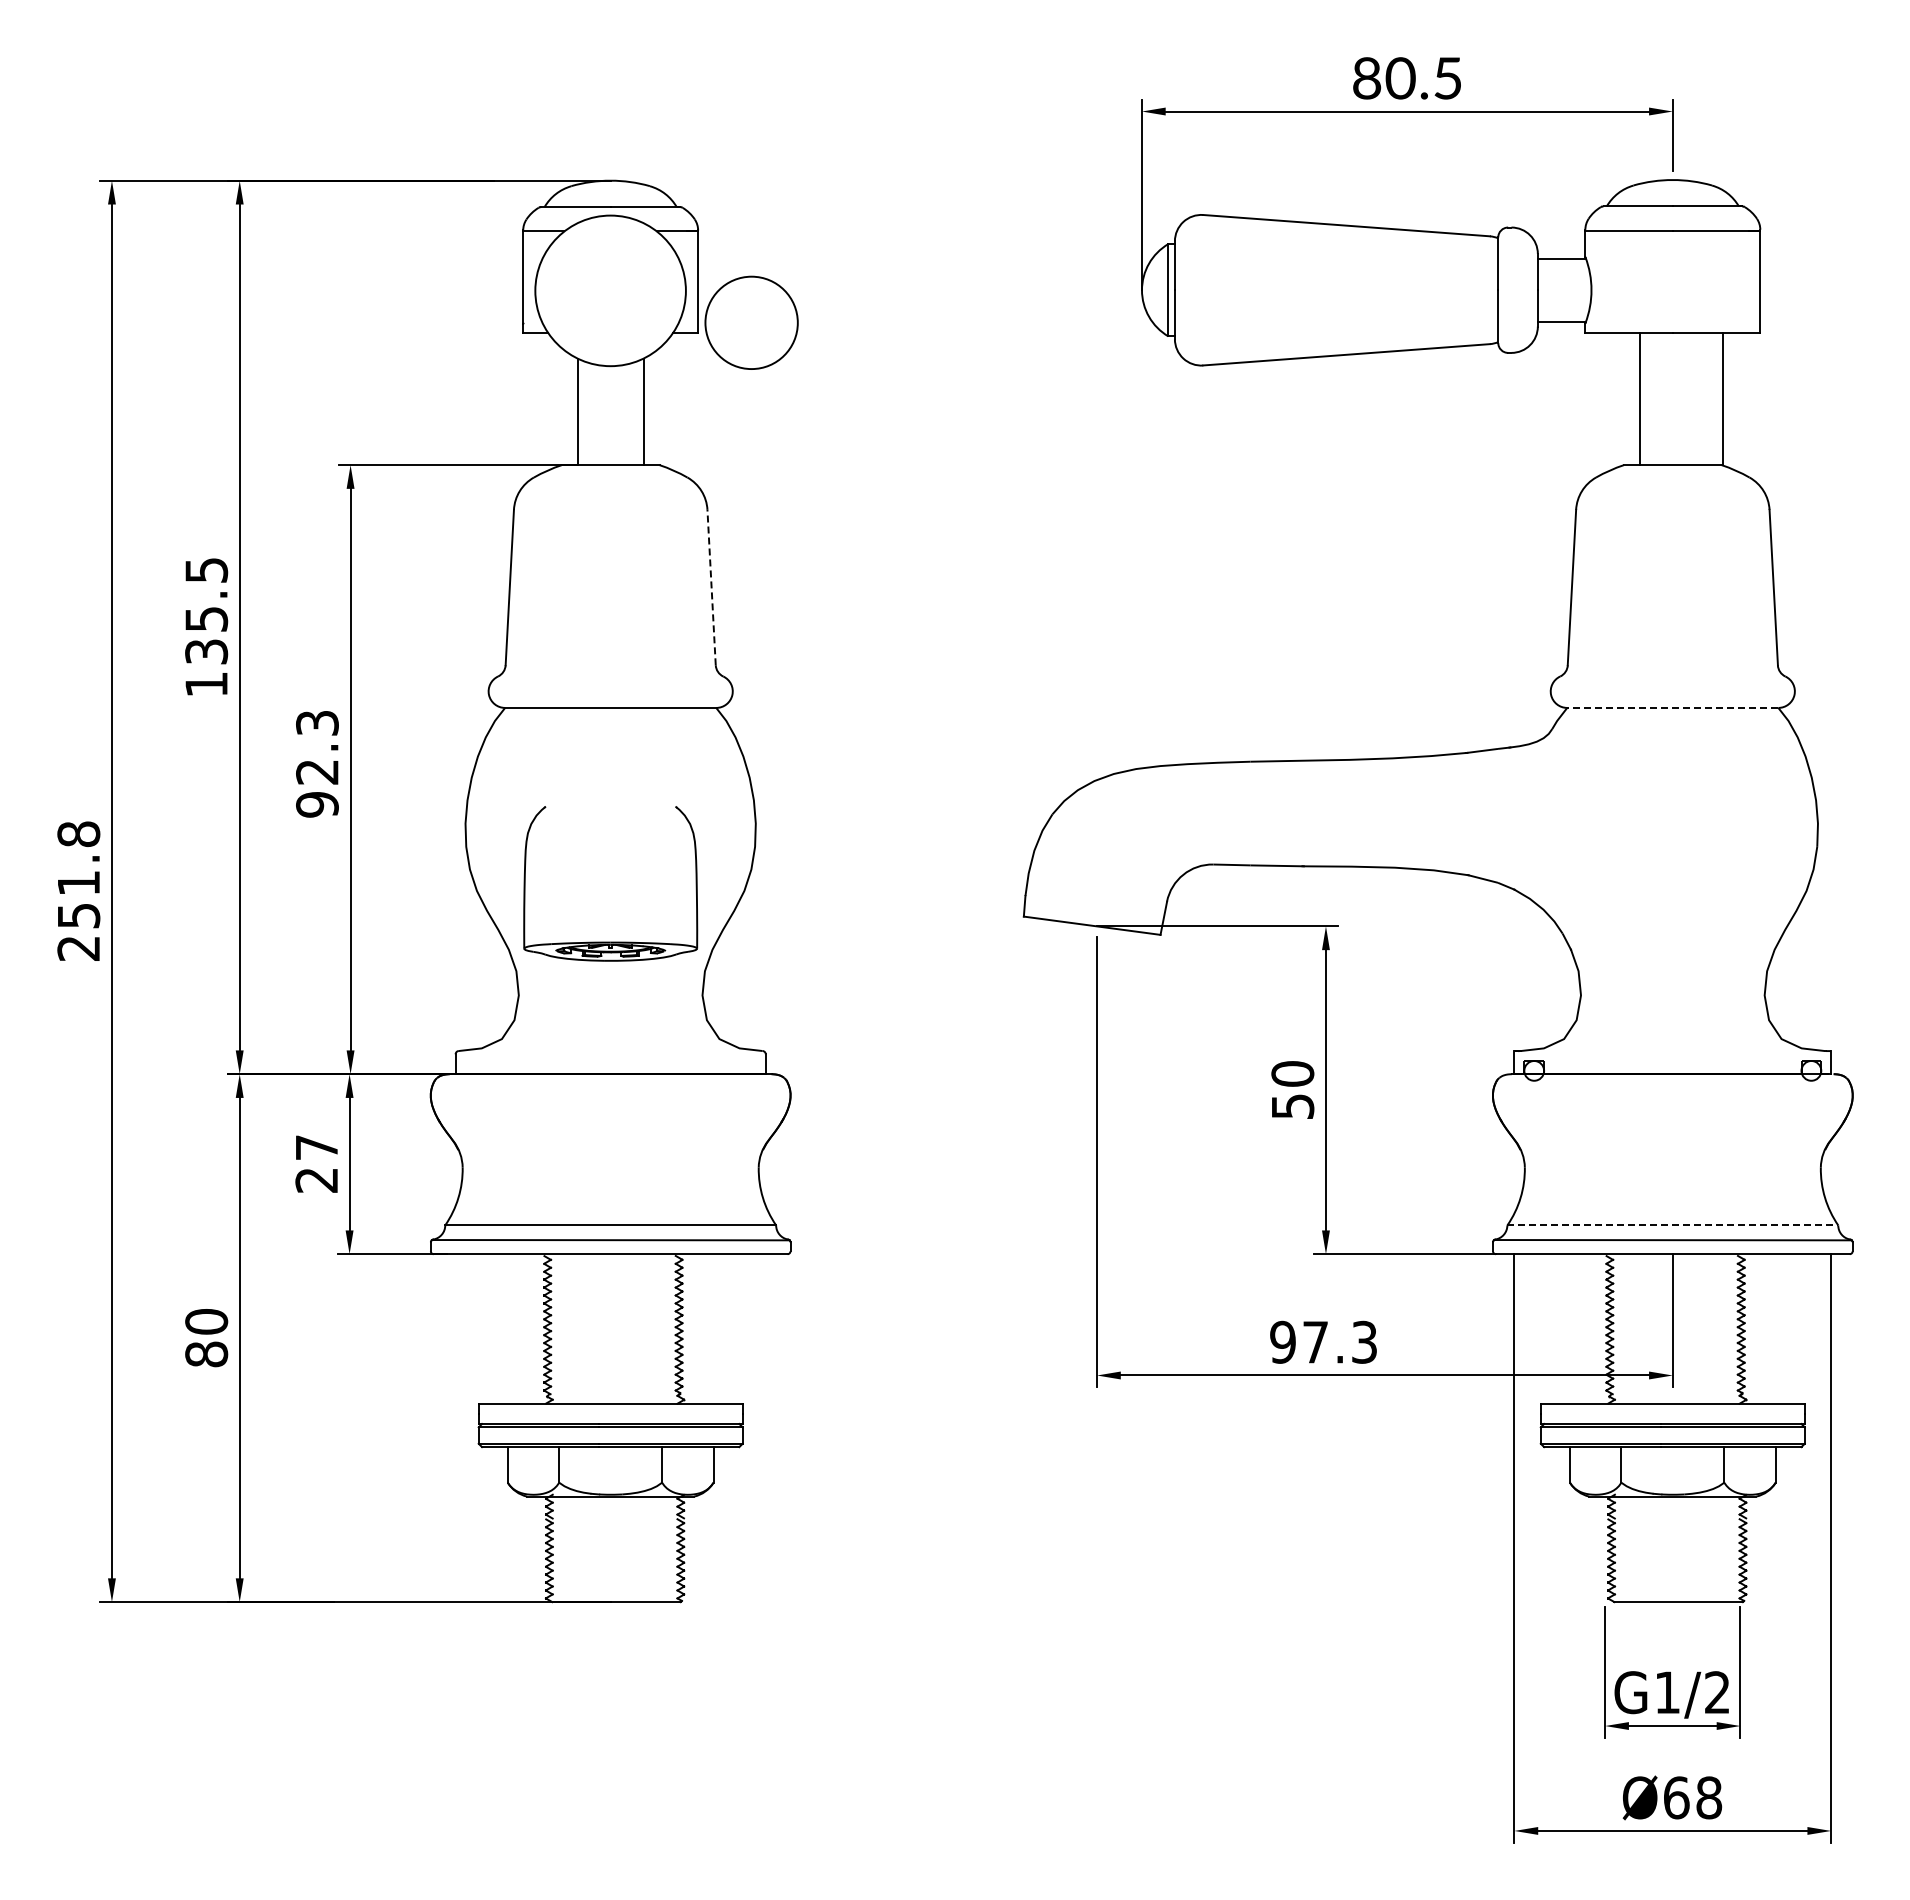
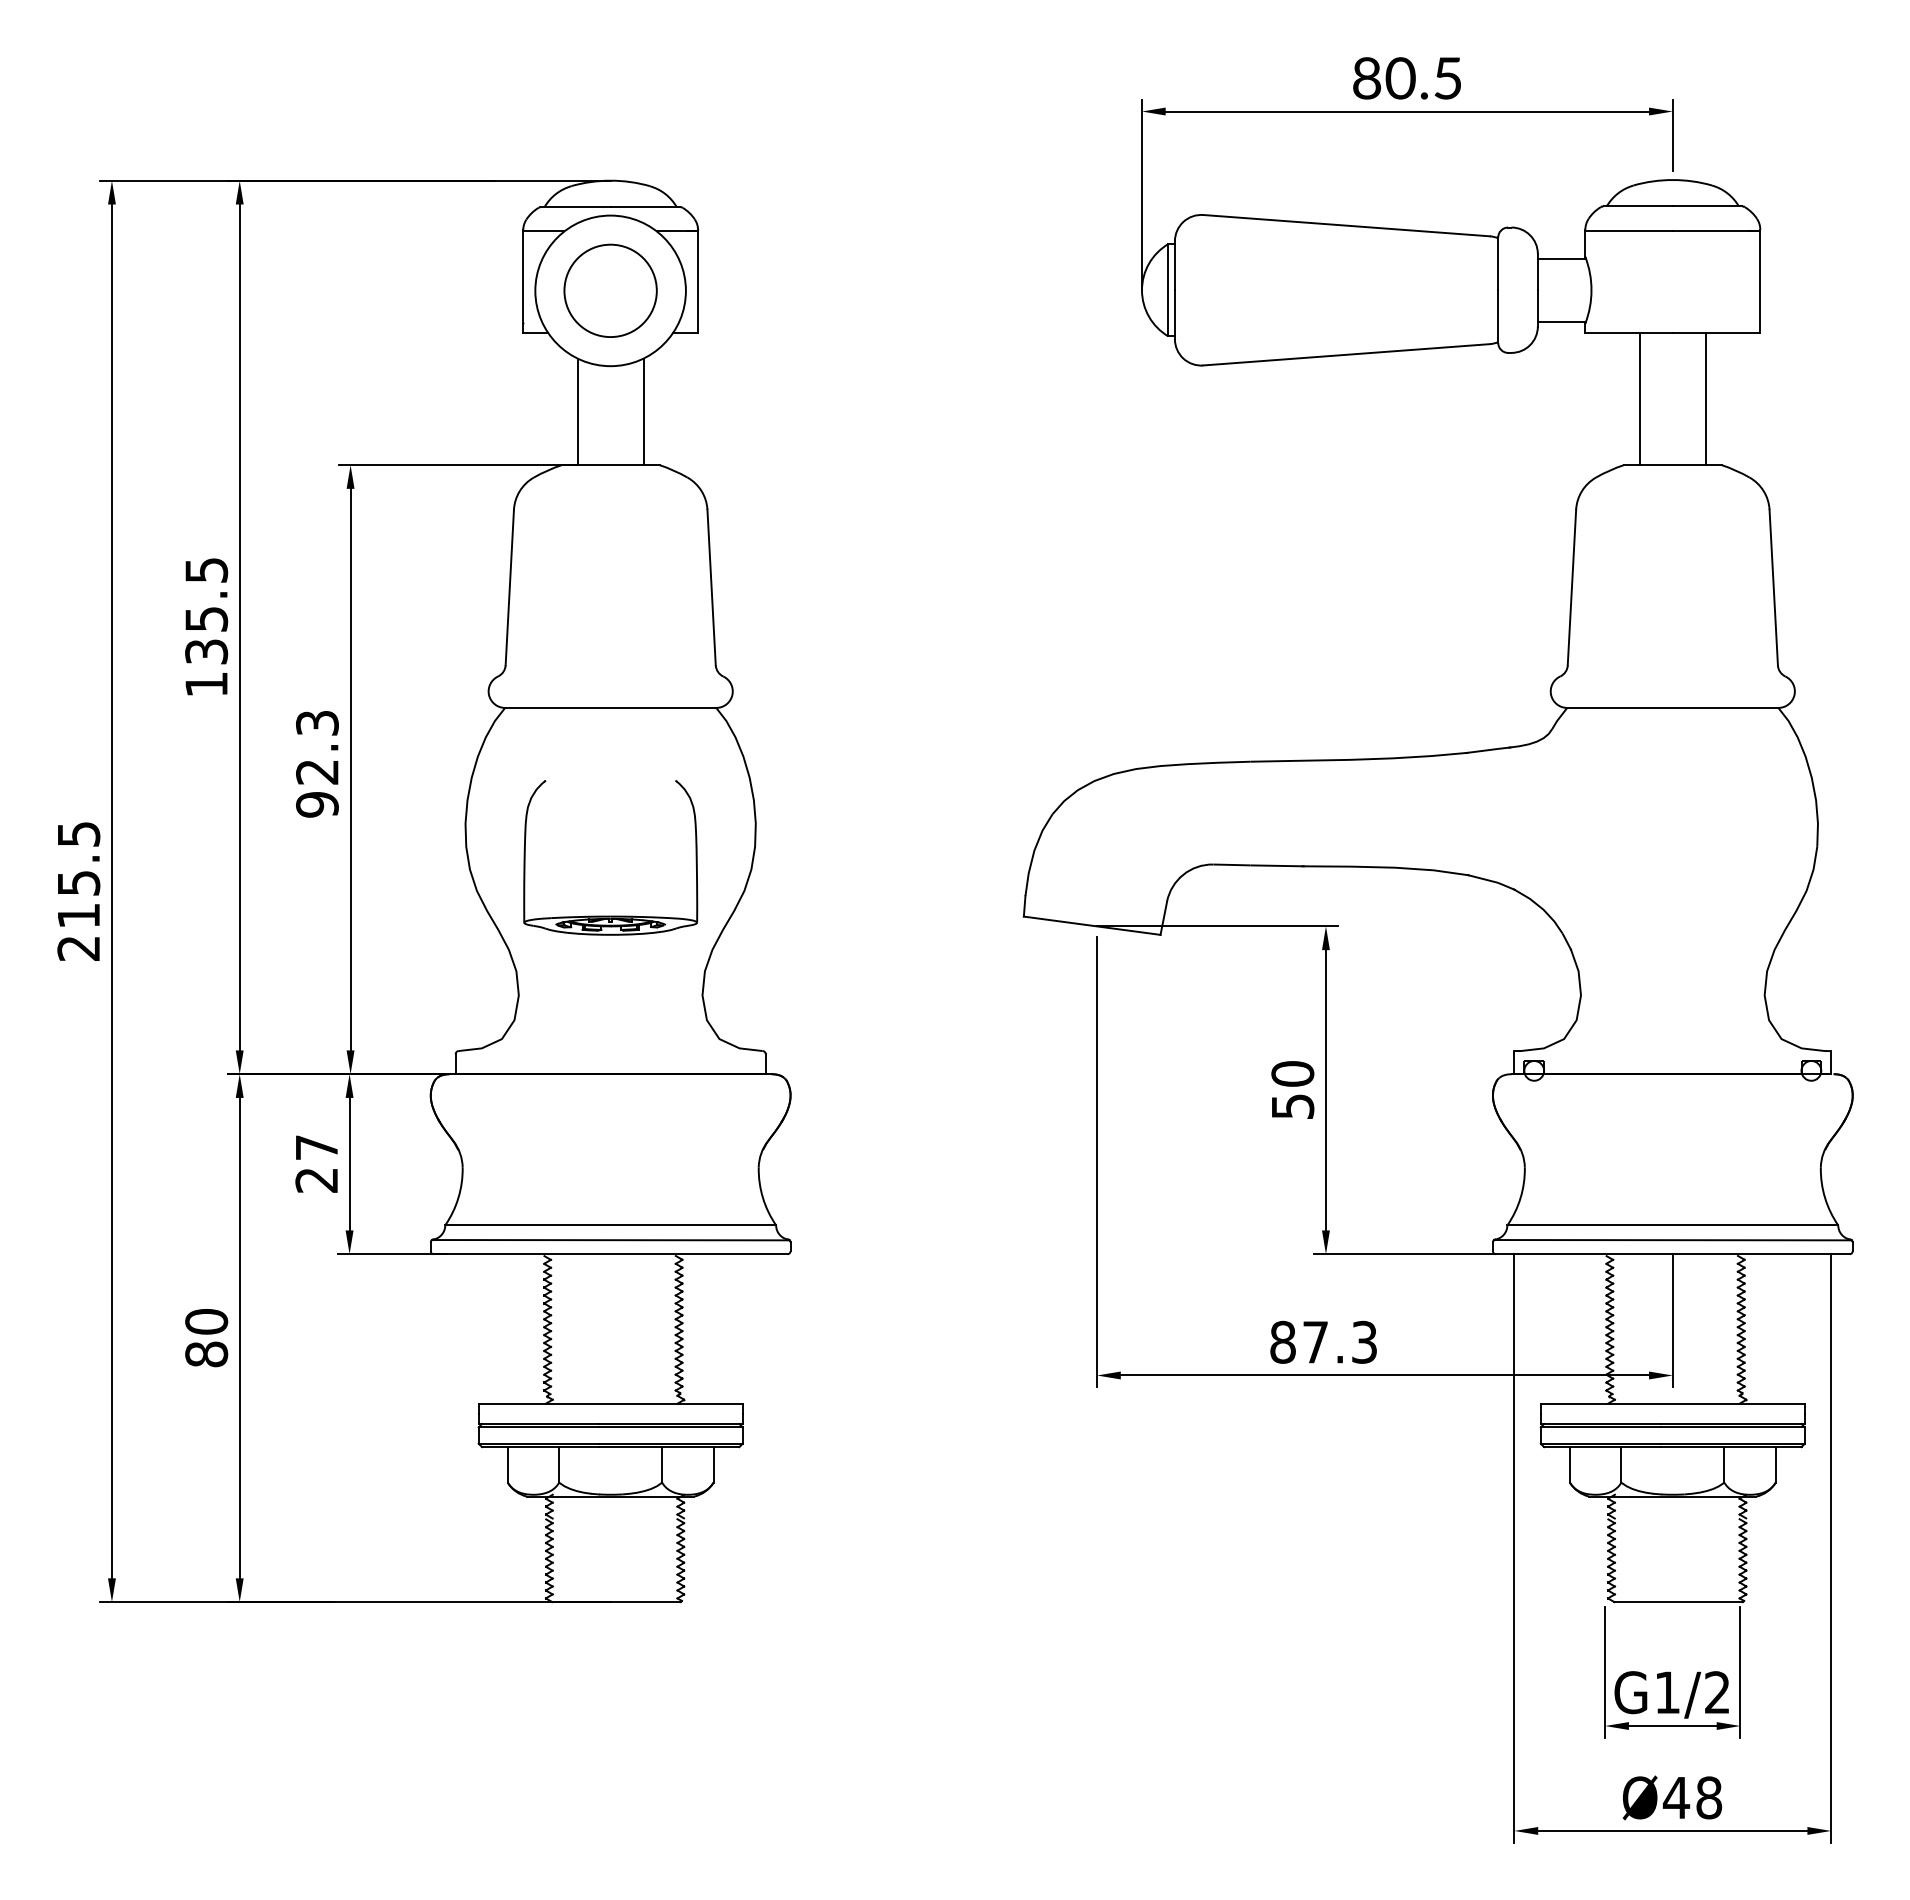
circle position: (751, 322) -> (610, 290) (610, 290)
line position: (1722, 399) -> (1705, 399) (1705, 399)
line: dashed -> solid (711, 587)
line: dashed -> solid (1672, 707)
text: 251.8 -> 215.5 (78, 874)
part position: (610, 941) -> (610, 915) (610, 915)
line: dashed -> solid (1673, 1225)
text: 97.3 -> 87.3 (1282, 1342)
text: Ø68 -> Ø48 (1676, 1797)
